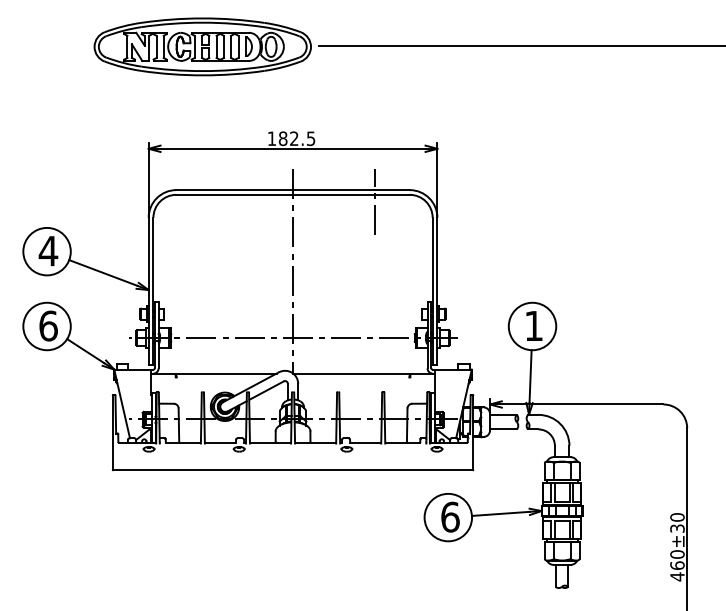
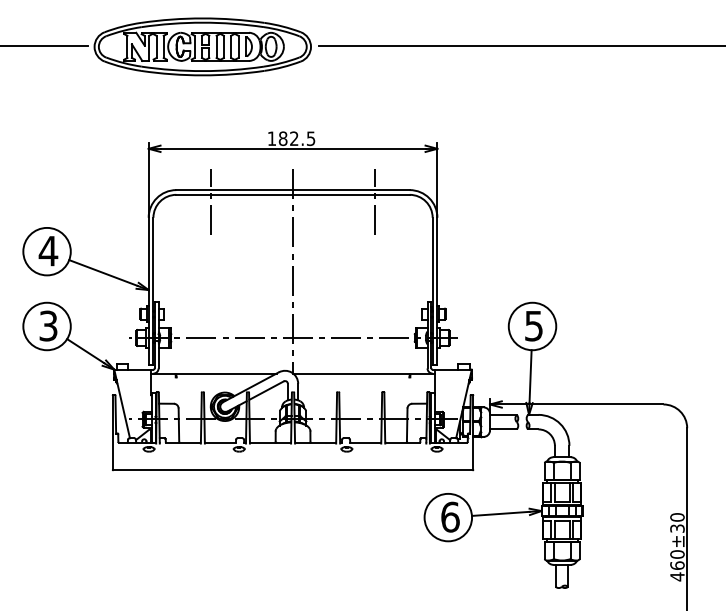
line: none -> present (45, 45)
line: none -> present (210, 202)
text: 6 -> 3 (48, 325)
text: 1 -> 5 (533, 326)
